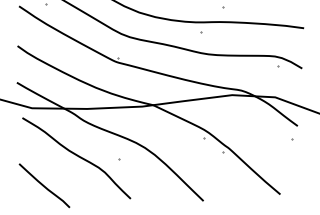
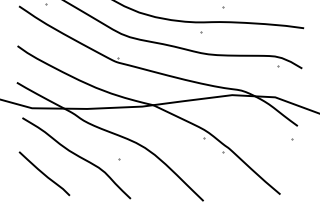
curve position: (44, 185) -> (44, 173) (44, 173)
